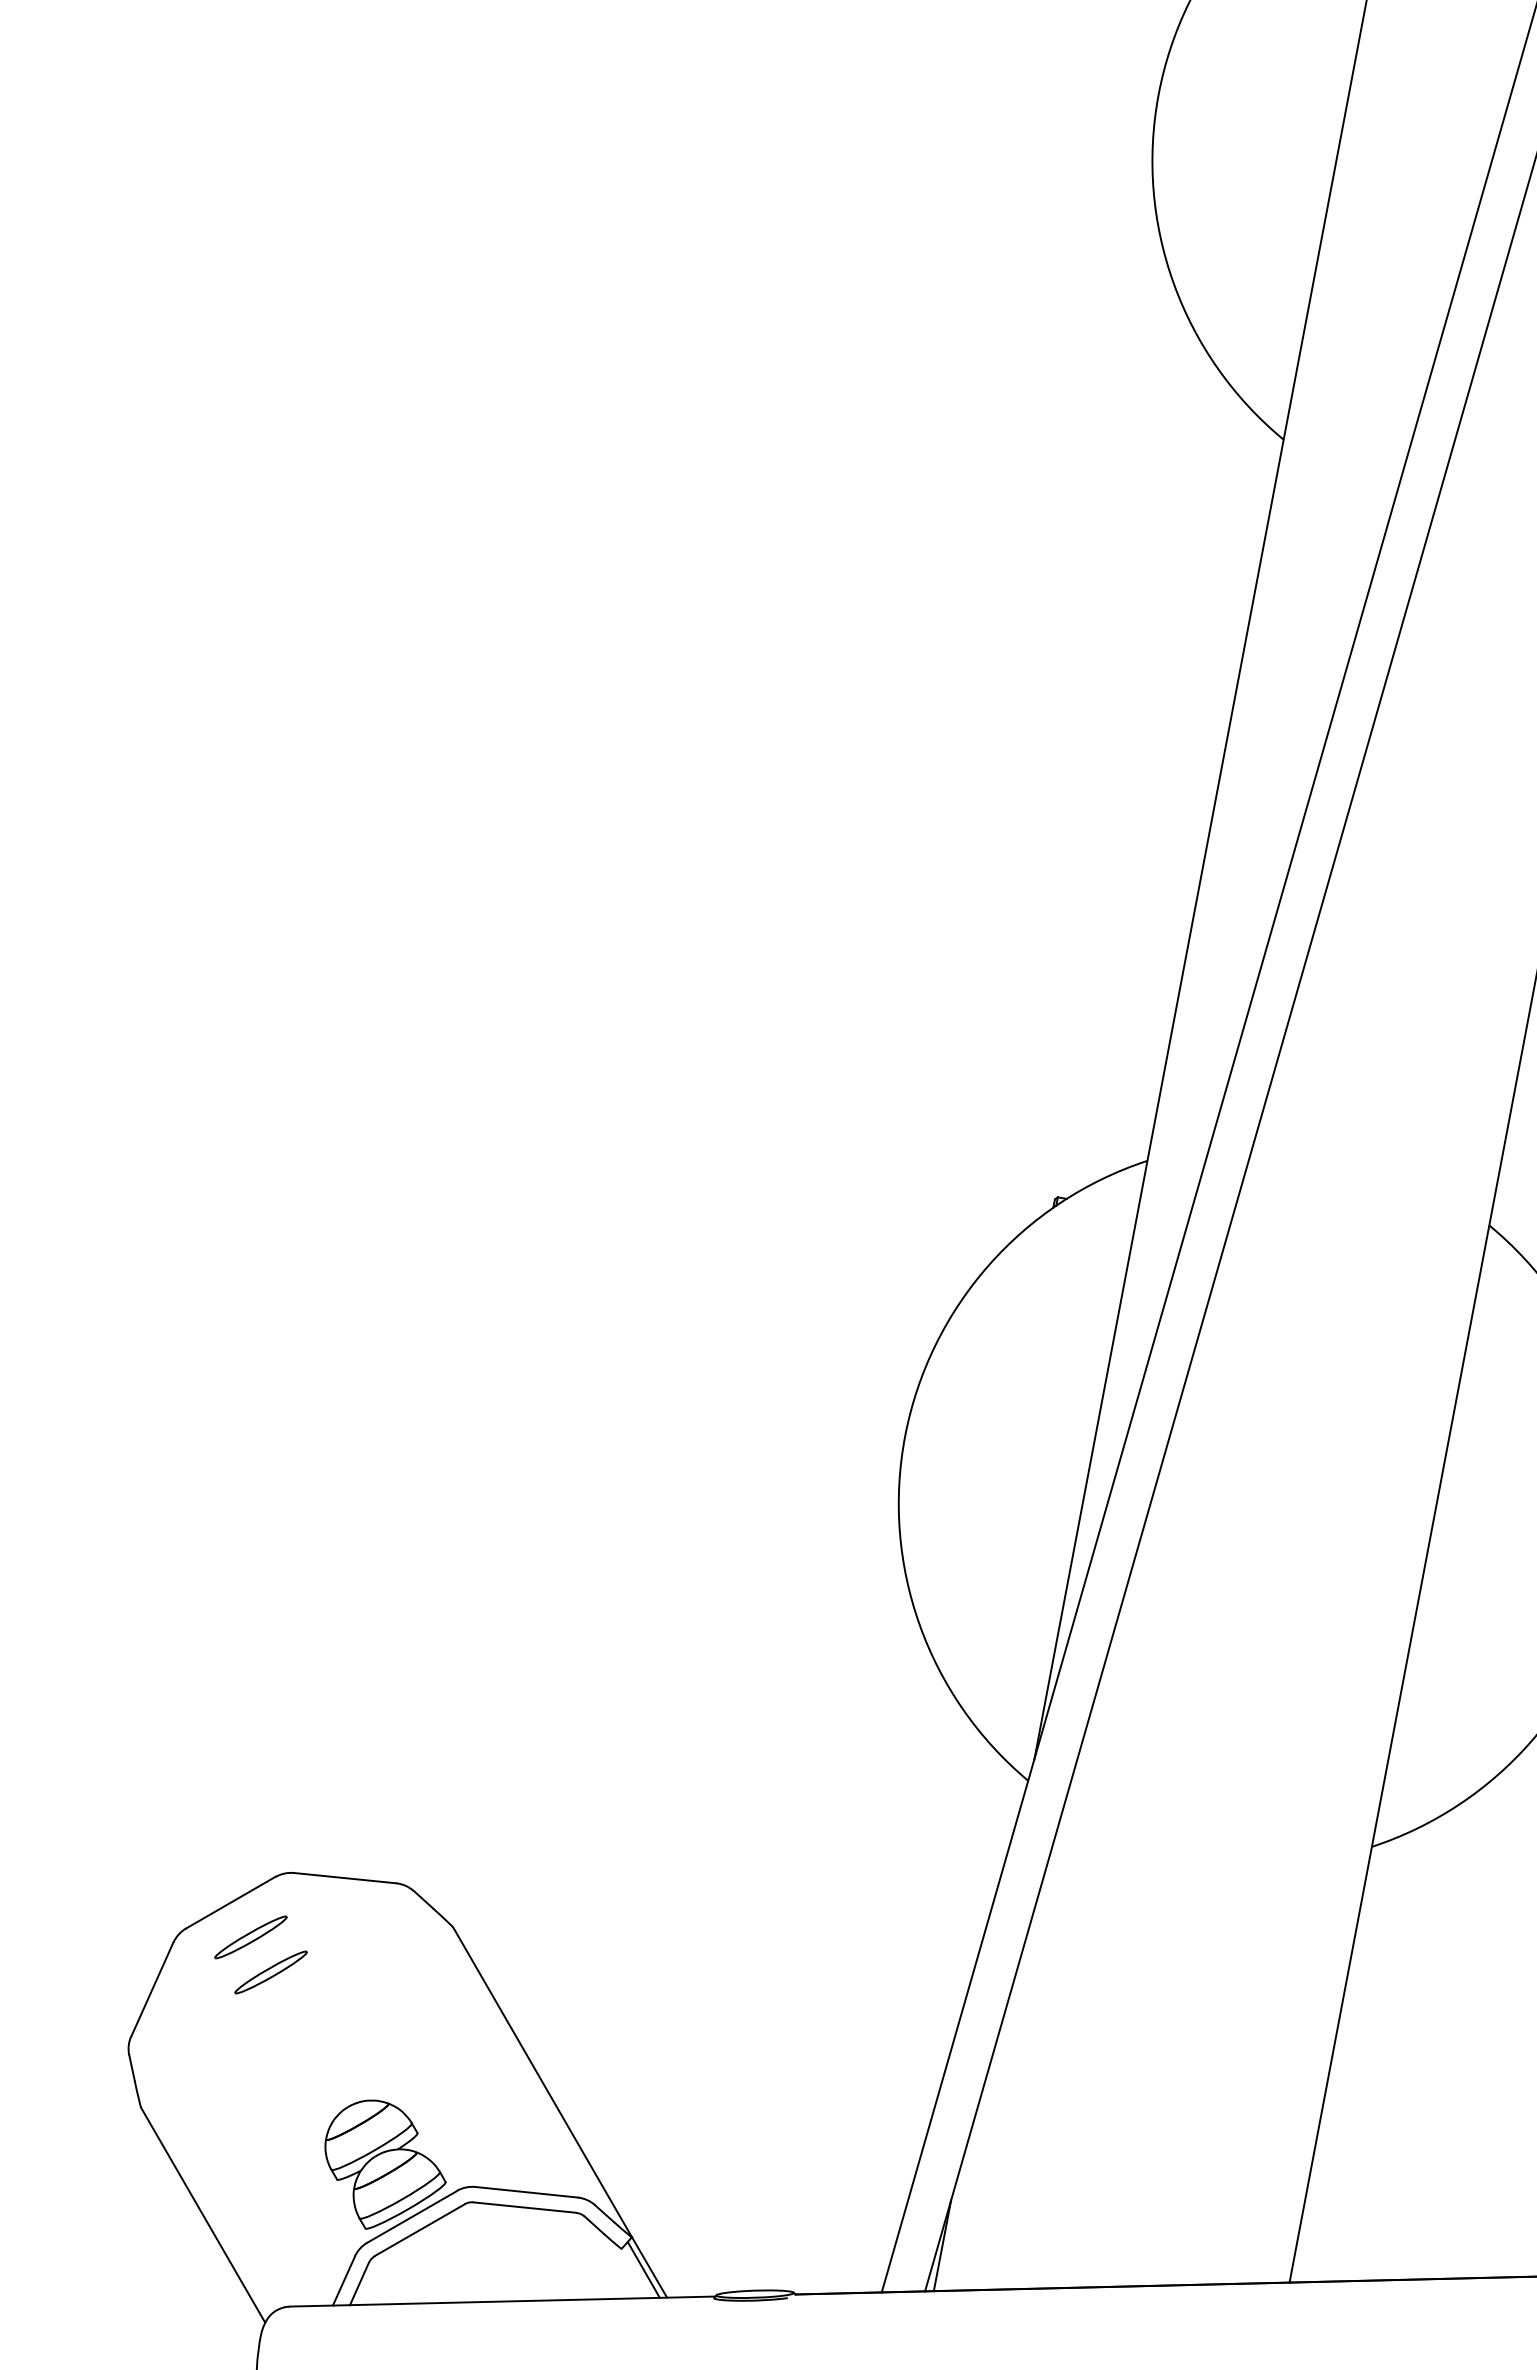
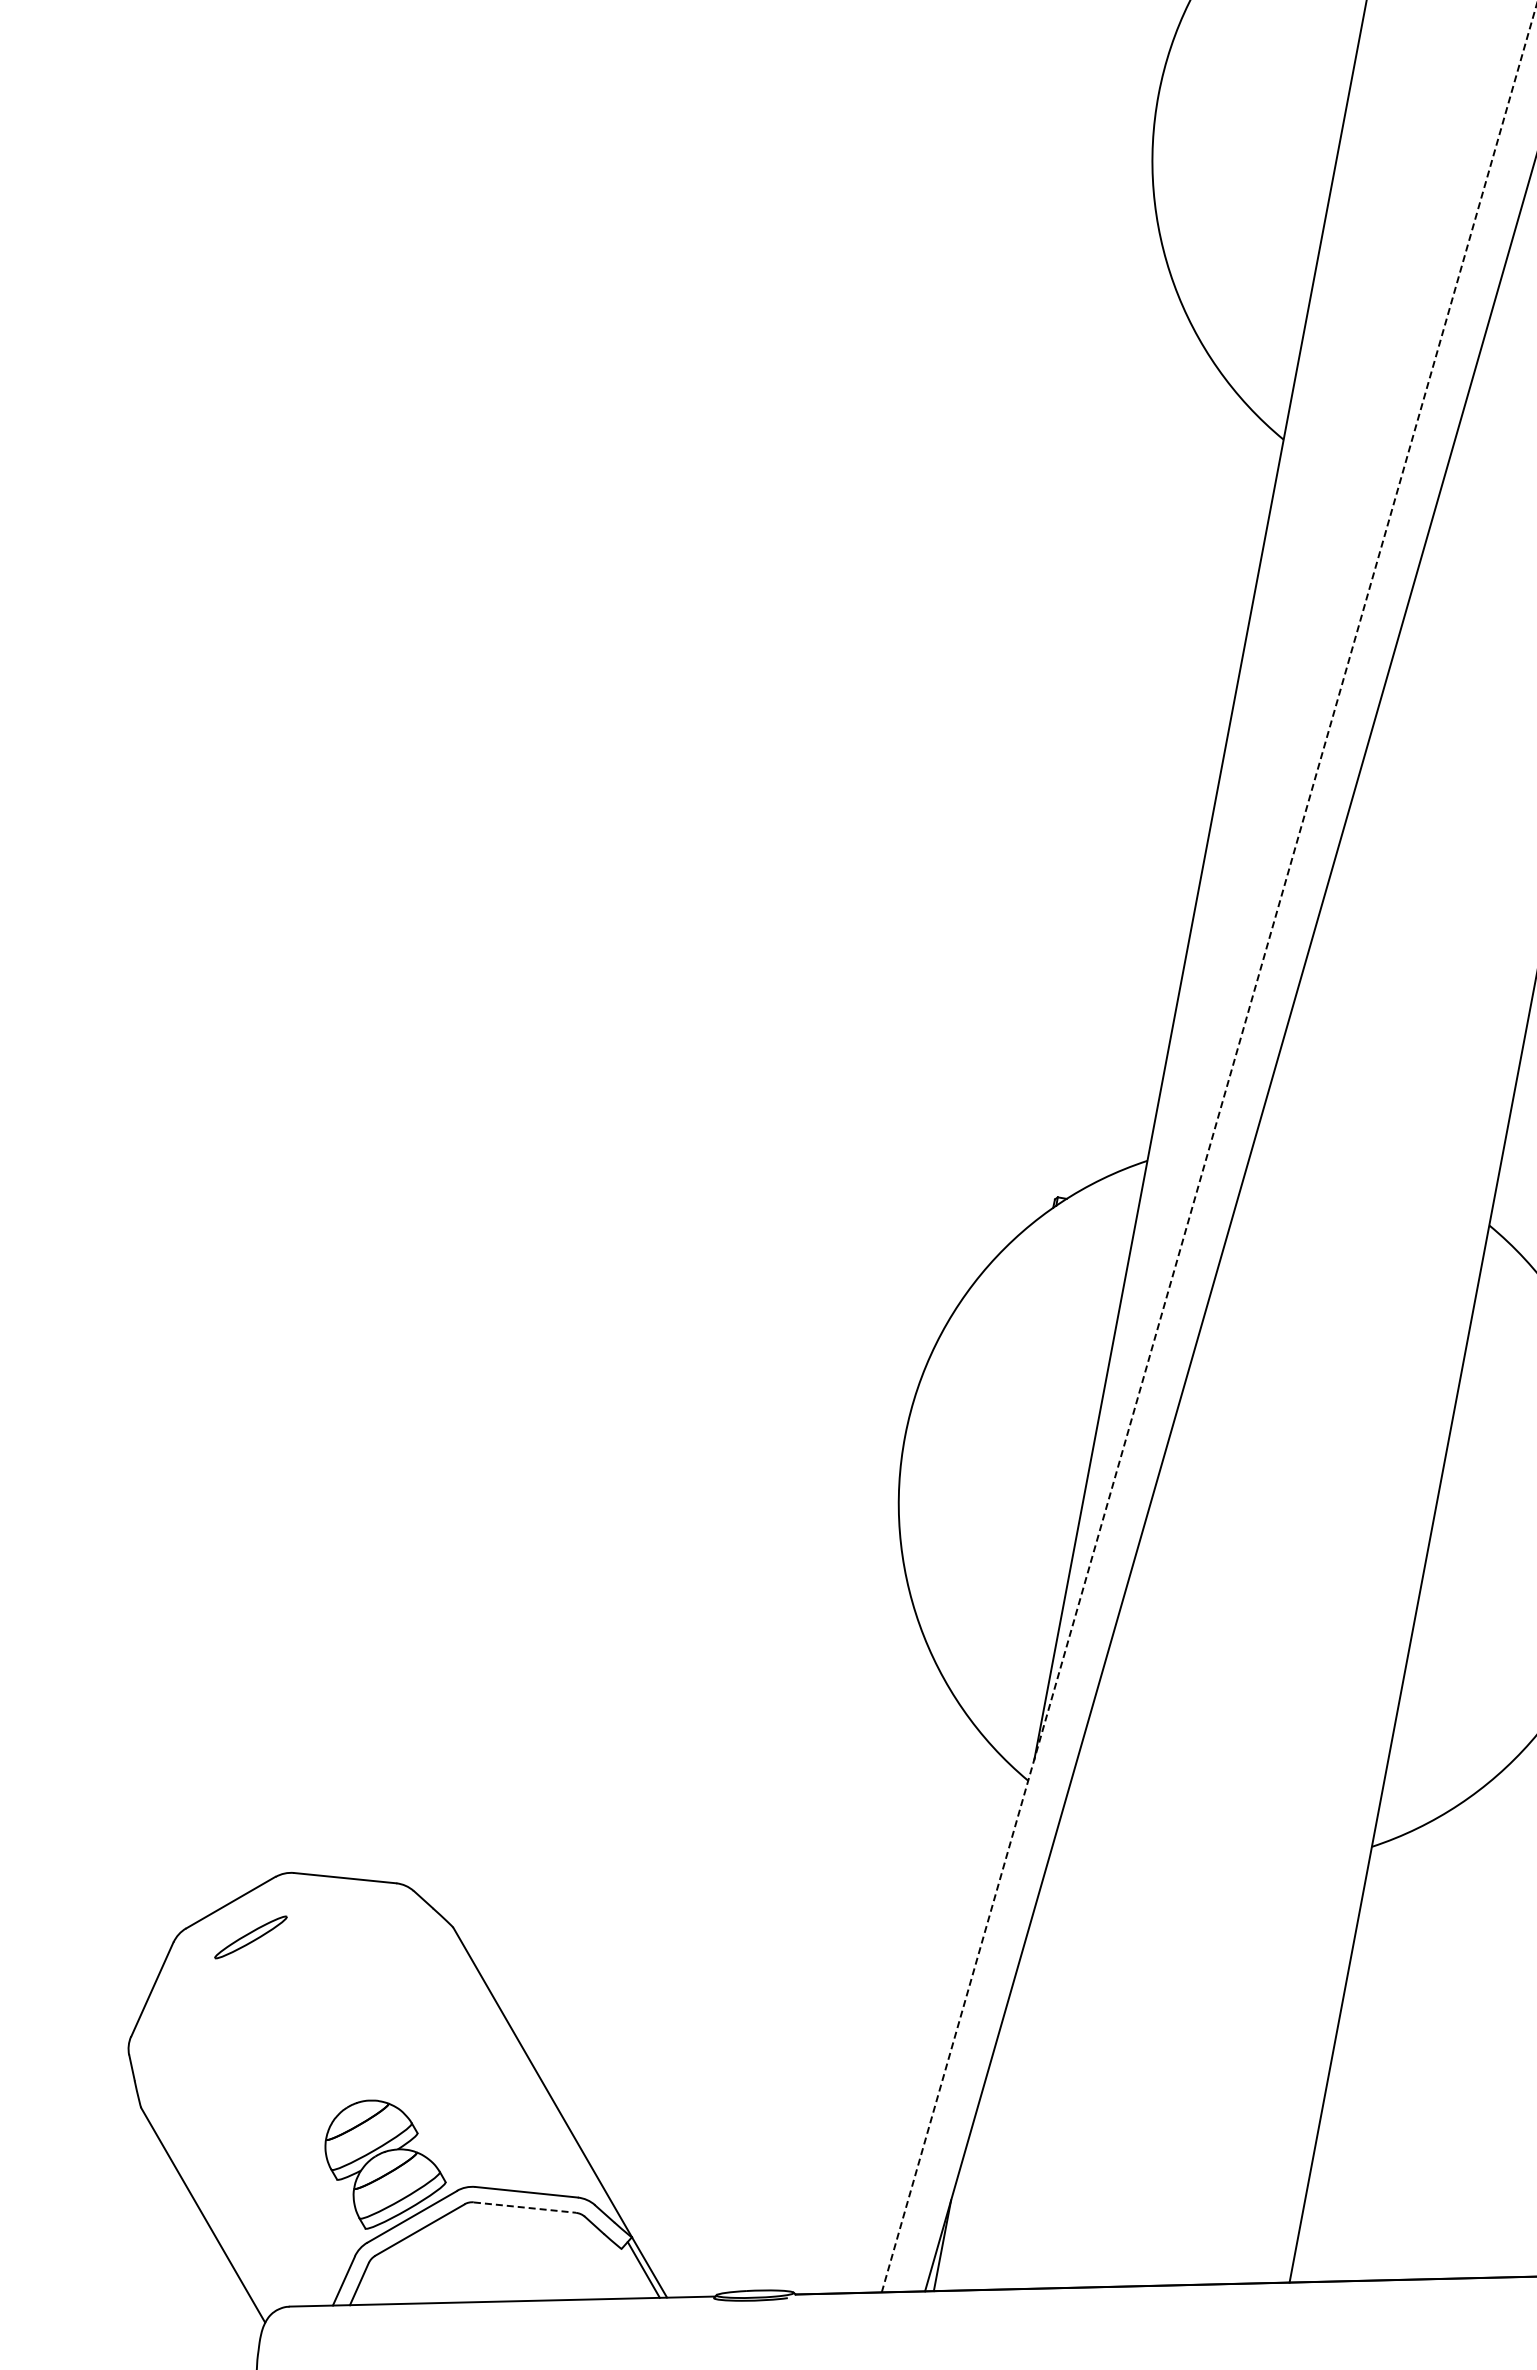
line: solid -> dashed (1209, 1147)
part: present -> none (270, 1972)
line: solid -> dashed (525, 2207)
